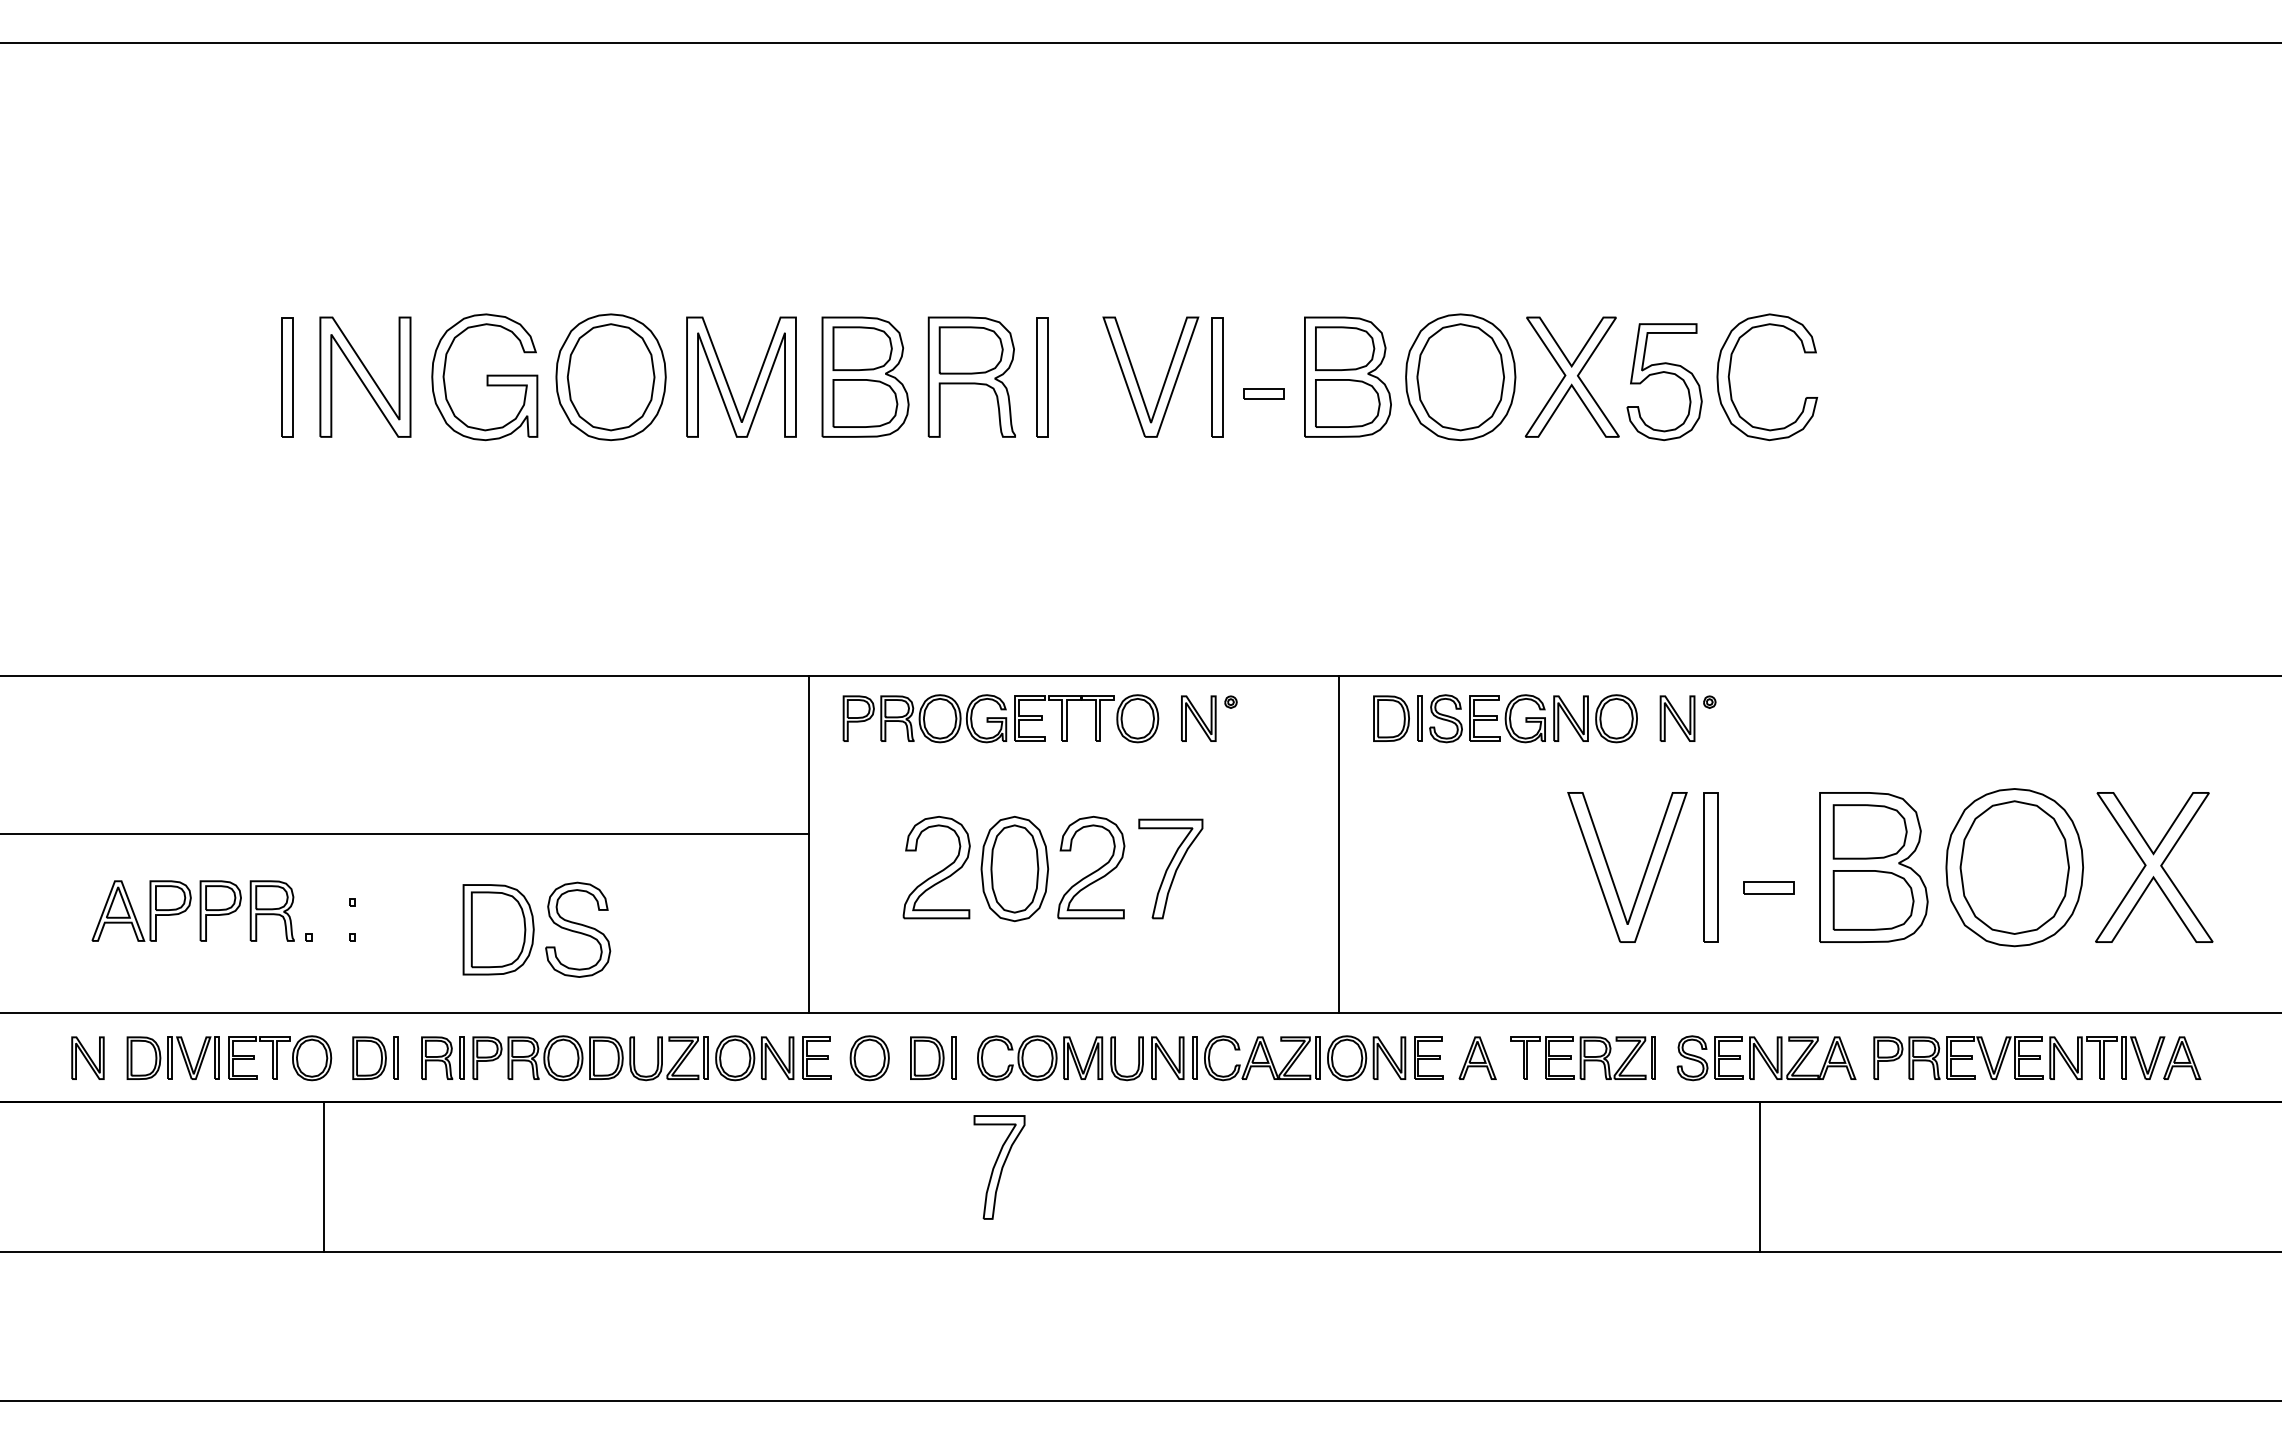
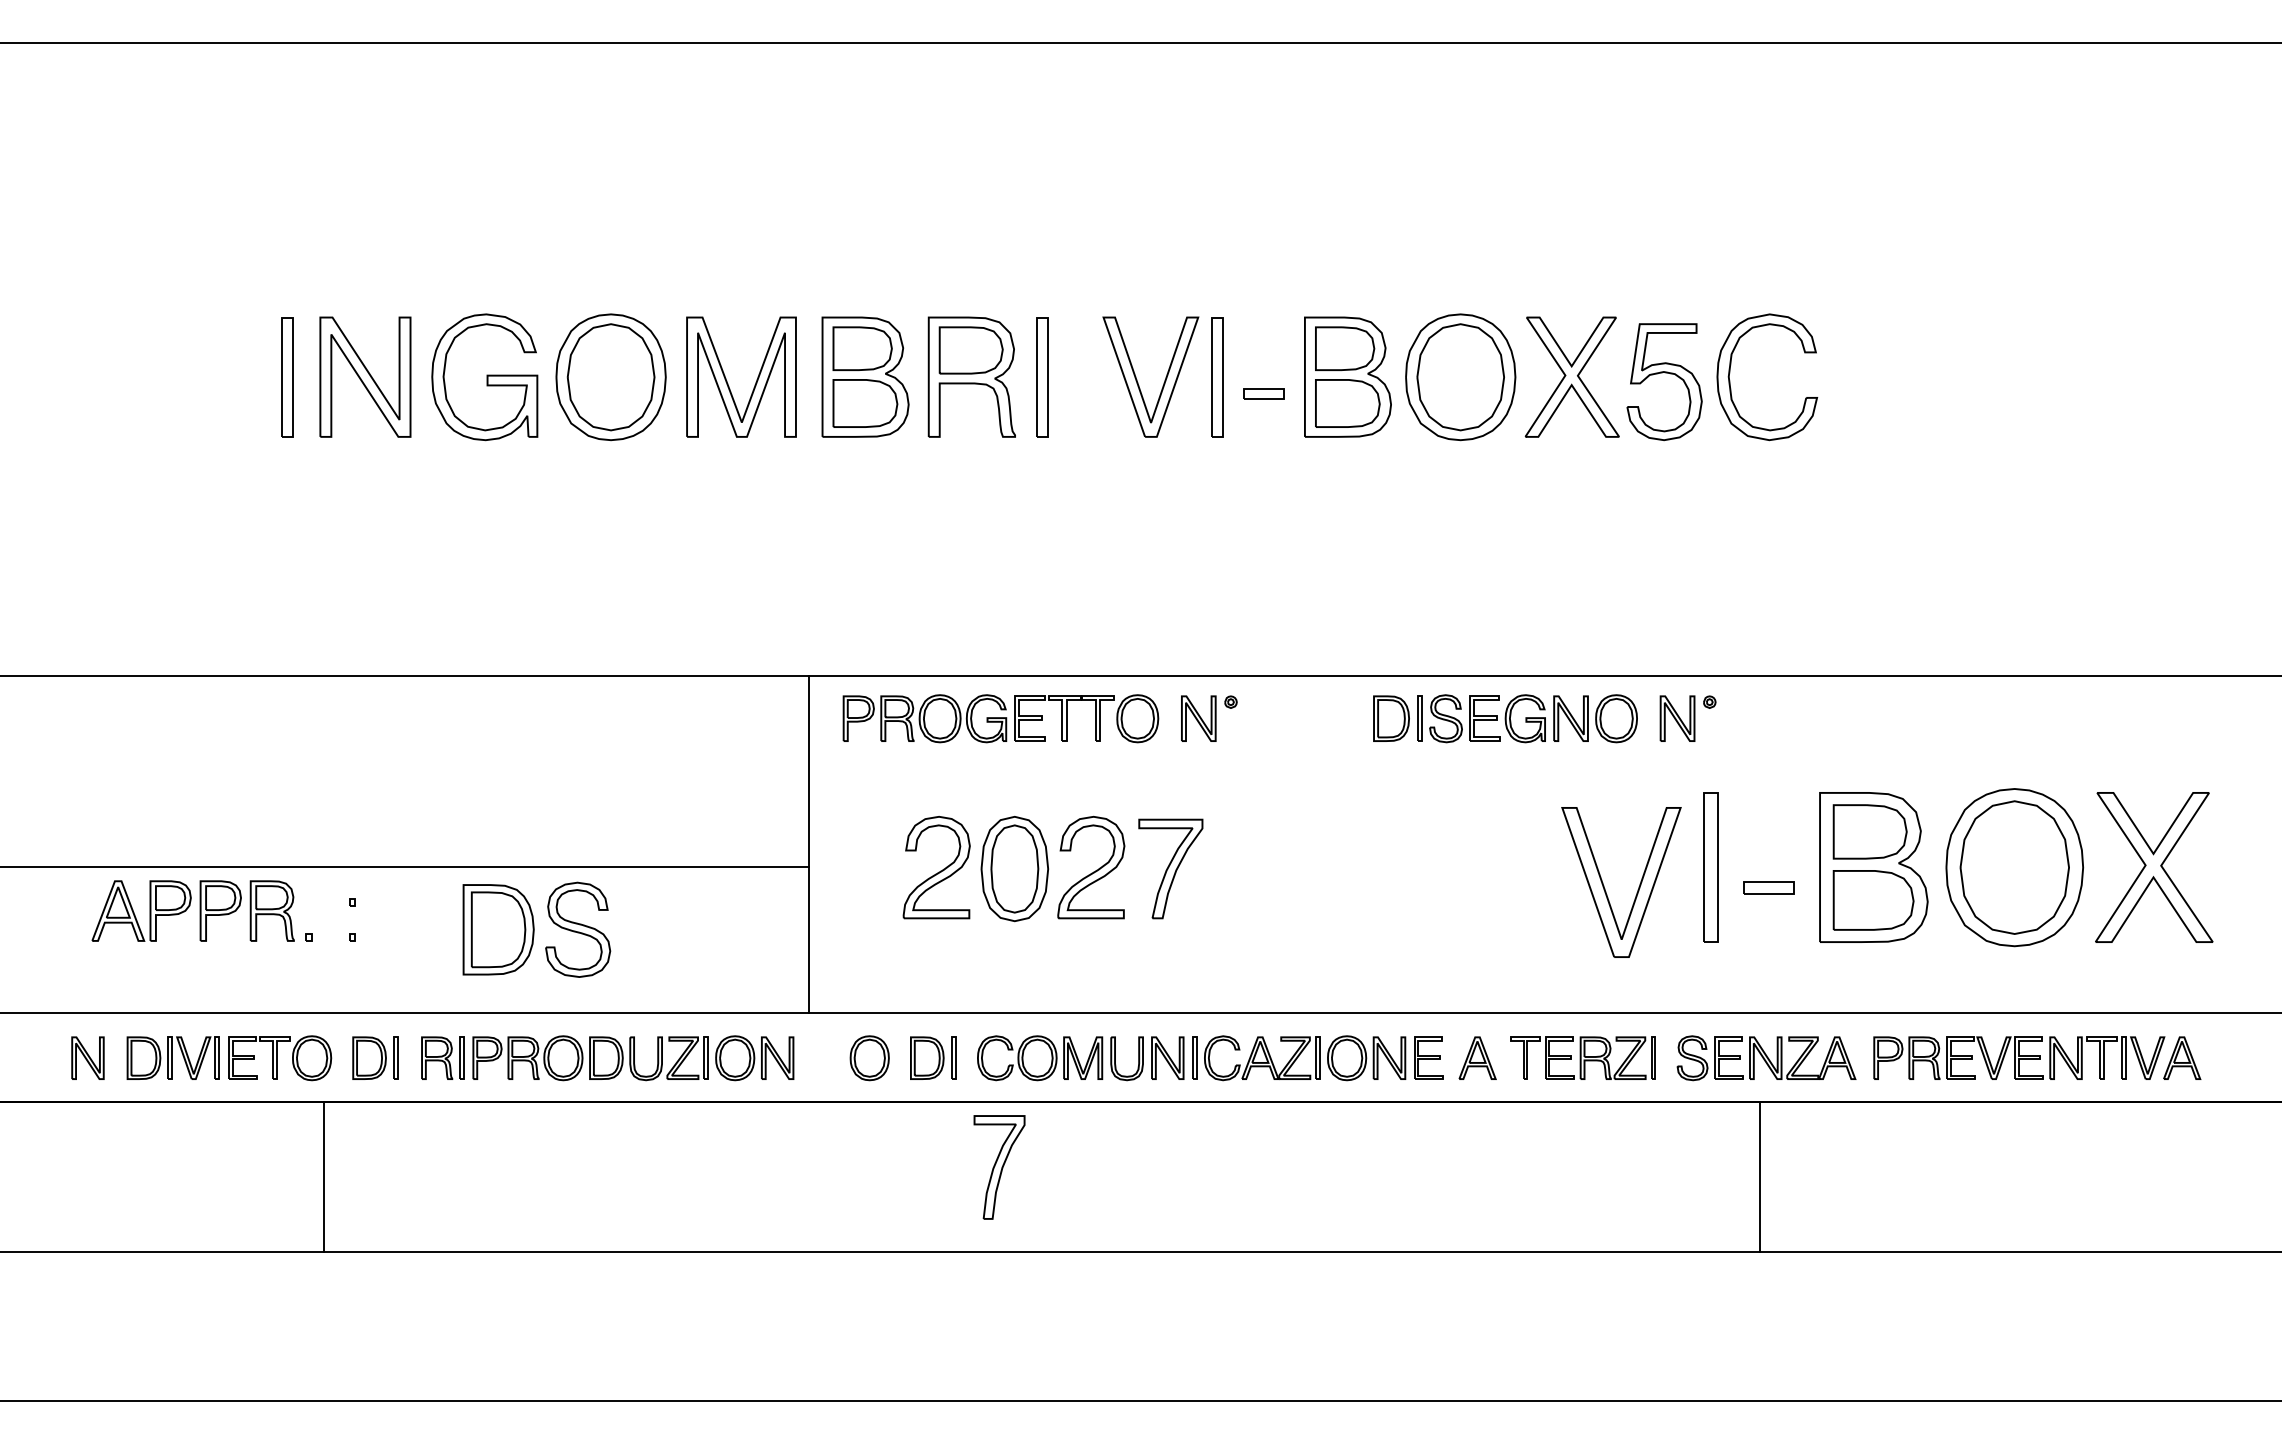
line position: (405, 833) -> (405, 866) (405, 866)
line: present -> none (1339, 843)
part position: (1611, 873) -> (1605, 888) (1605, 888)
part: present -> none (816, 1057)
